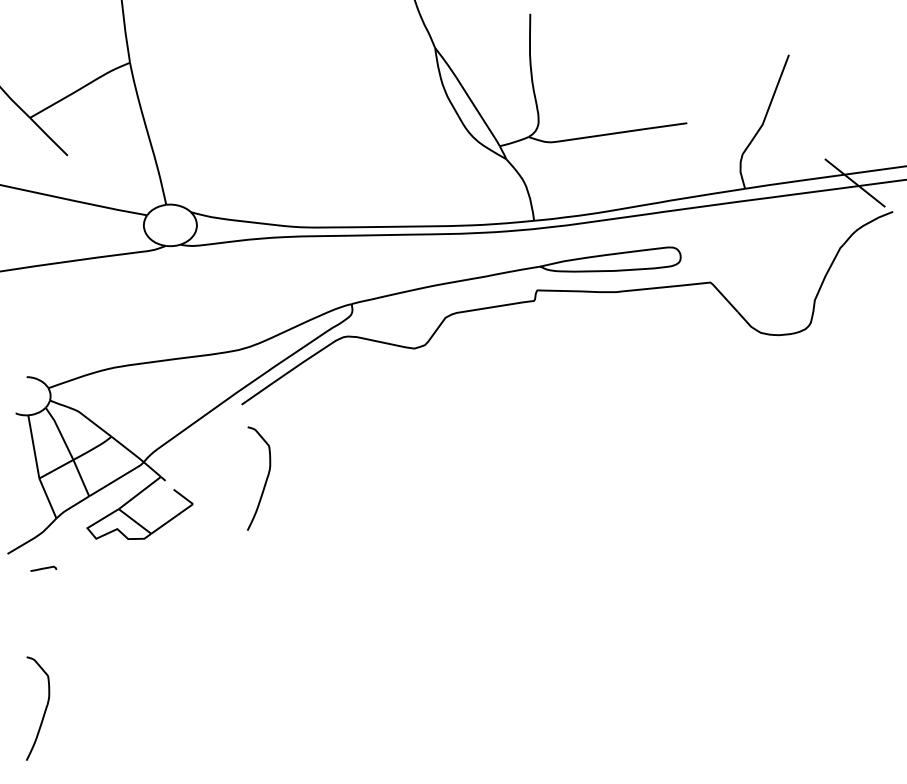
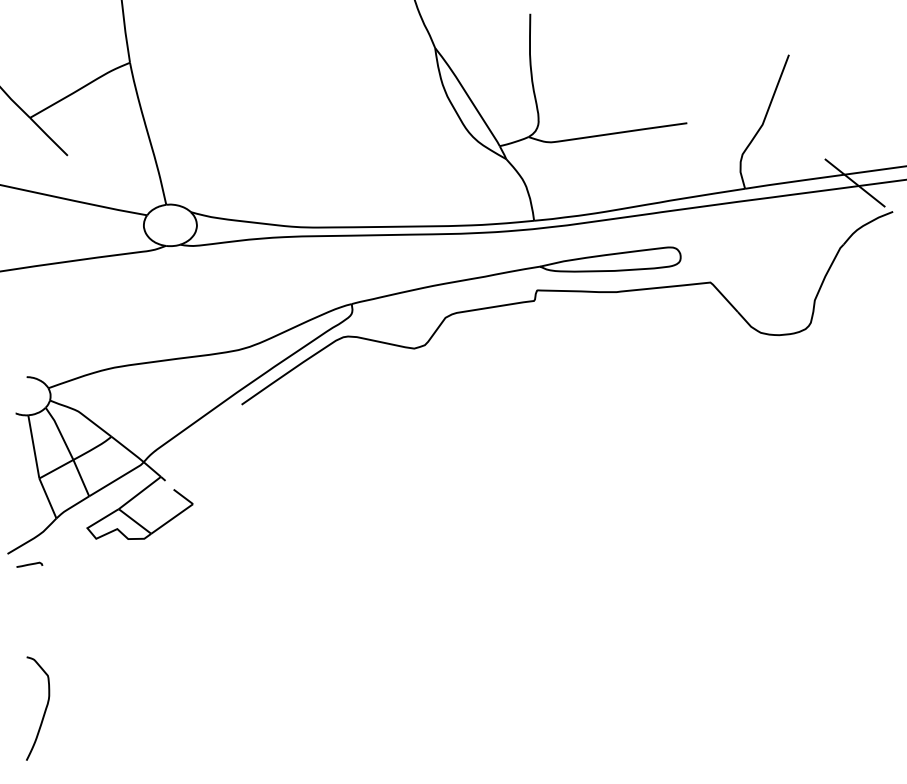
curve: present -> none (265, 480)
curve position: (43, 568) -> (29, 564) (29, 564)
